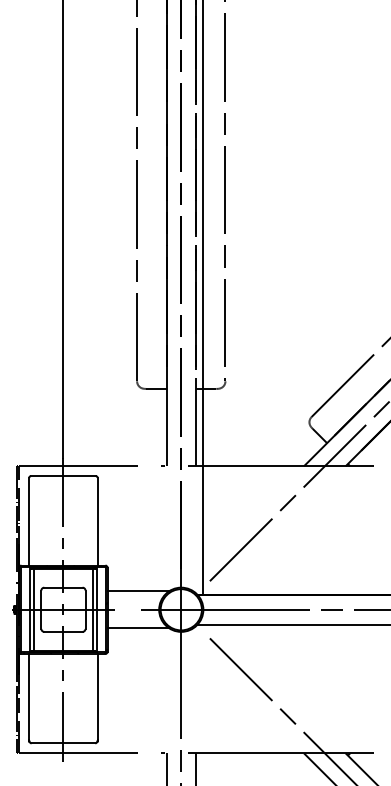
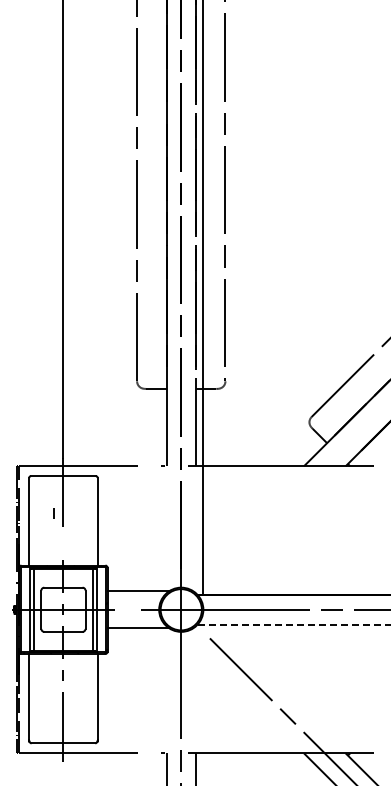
line: present -> none (298, 492)
line position: (62, 543) -> (53, 513) (53, 513)
line: solid -> dashed (294, 624)
